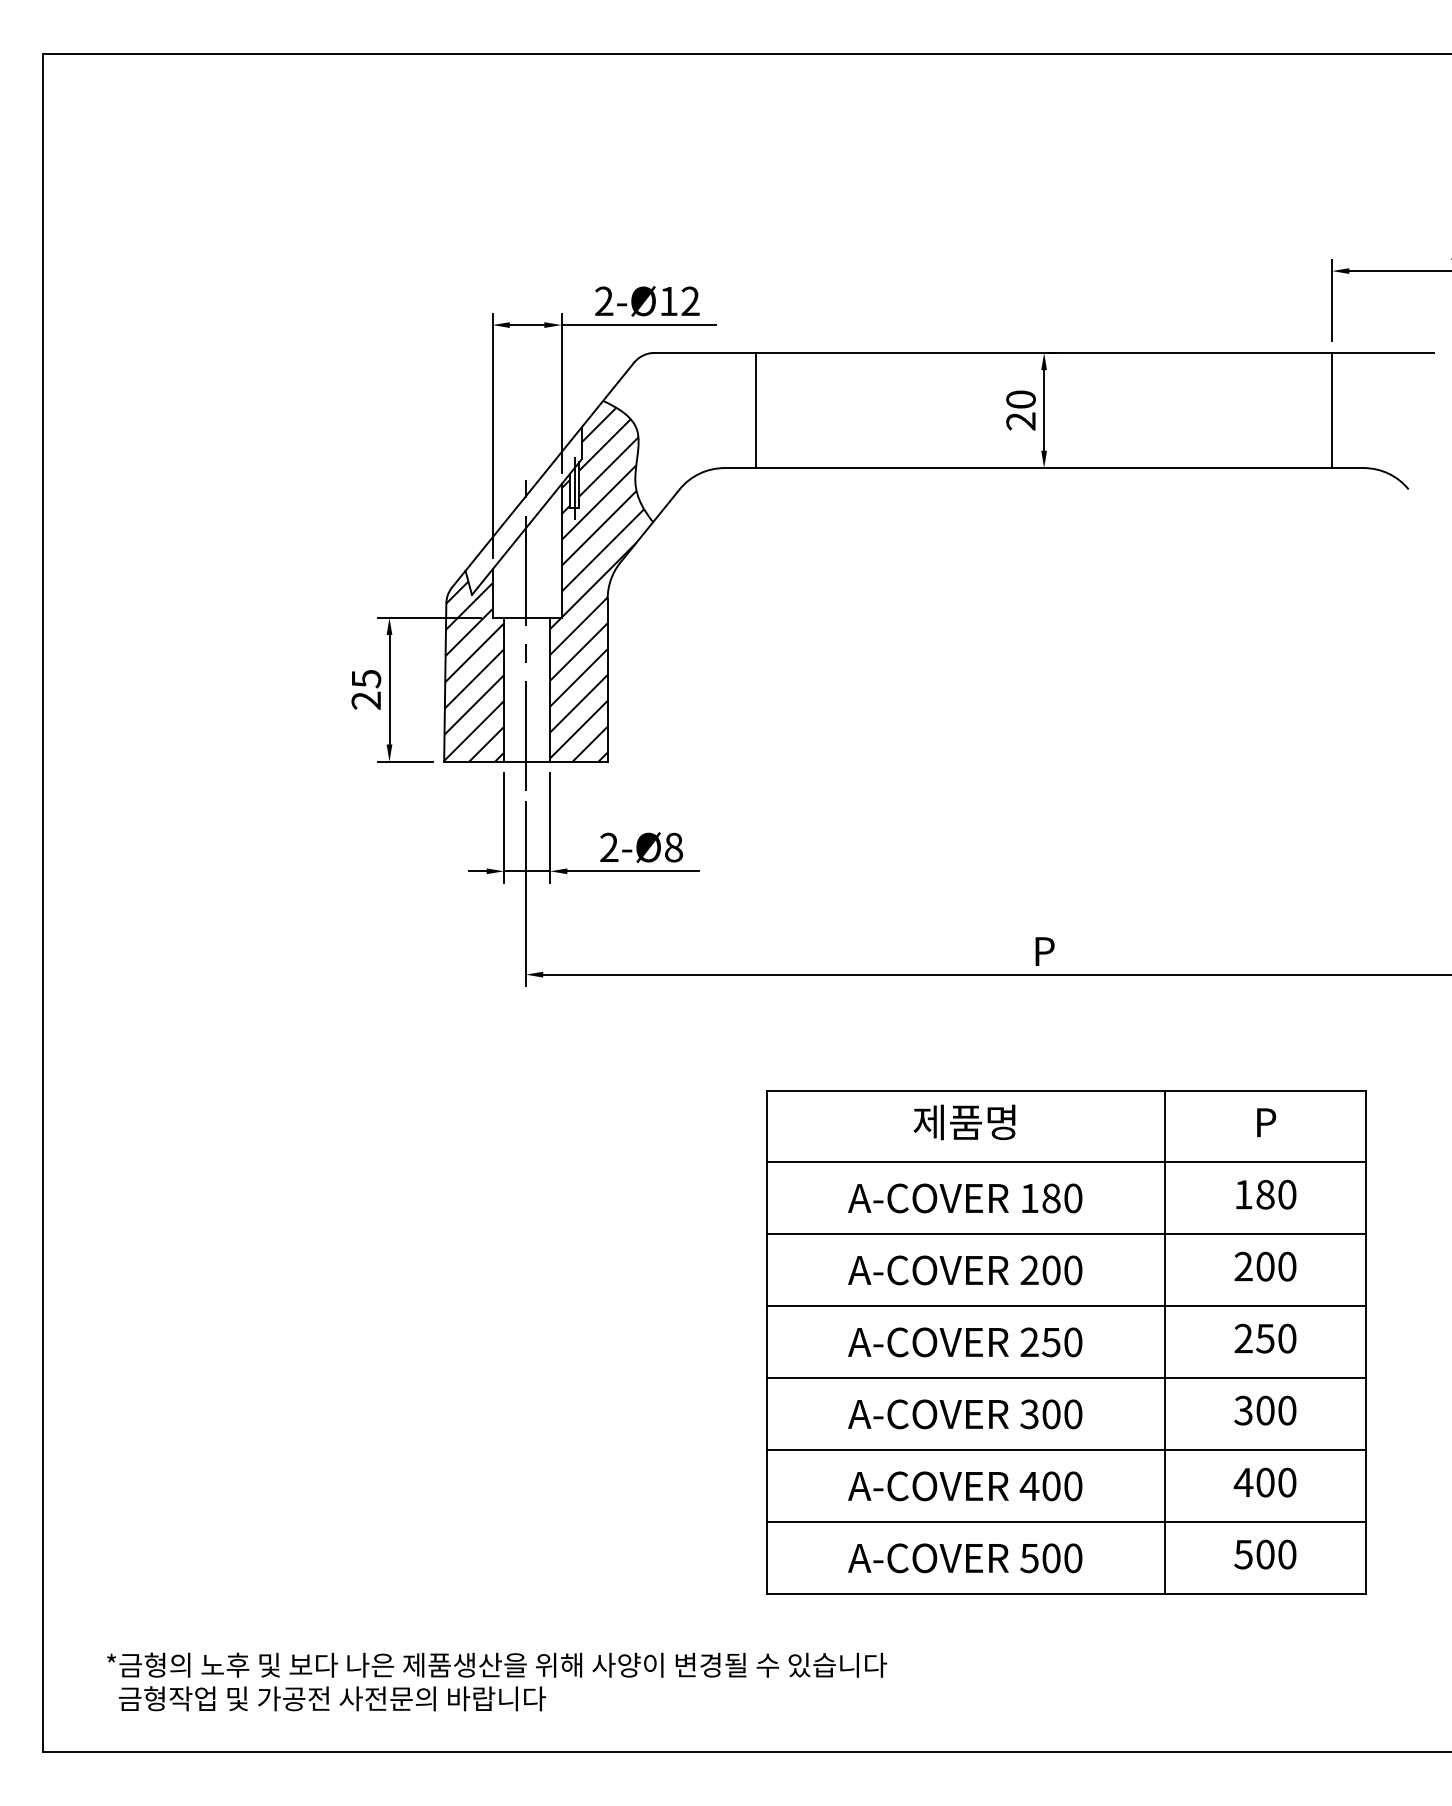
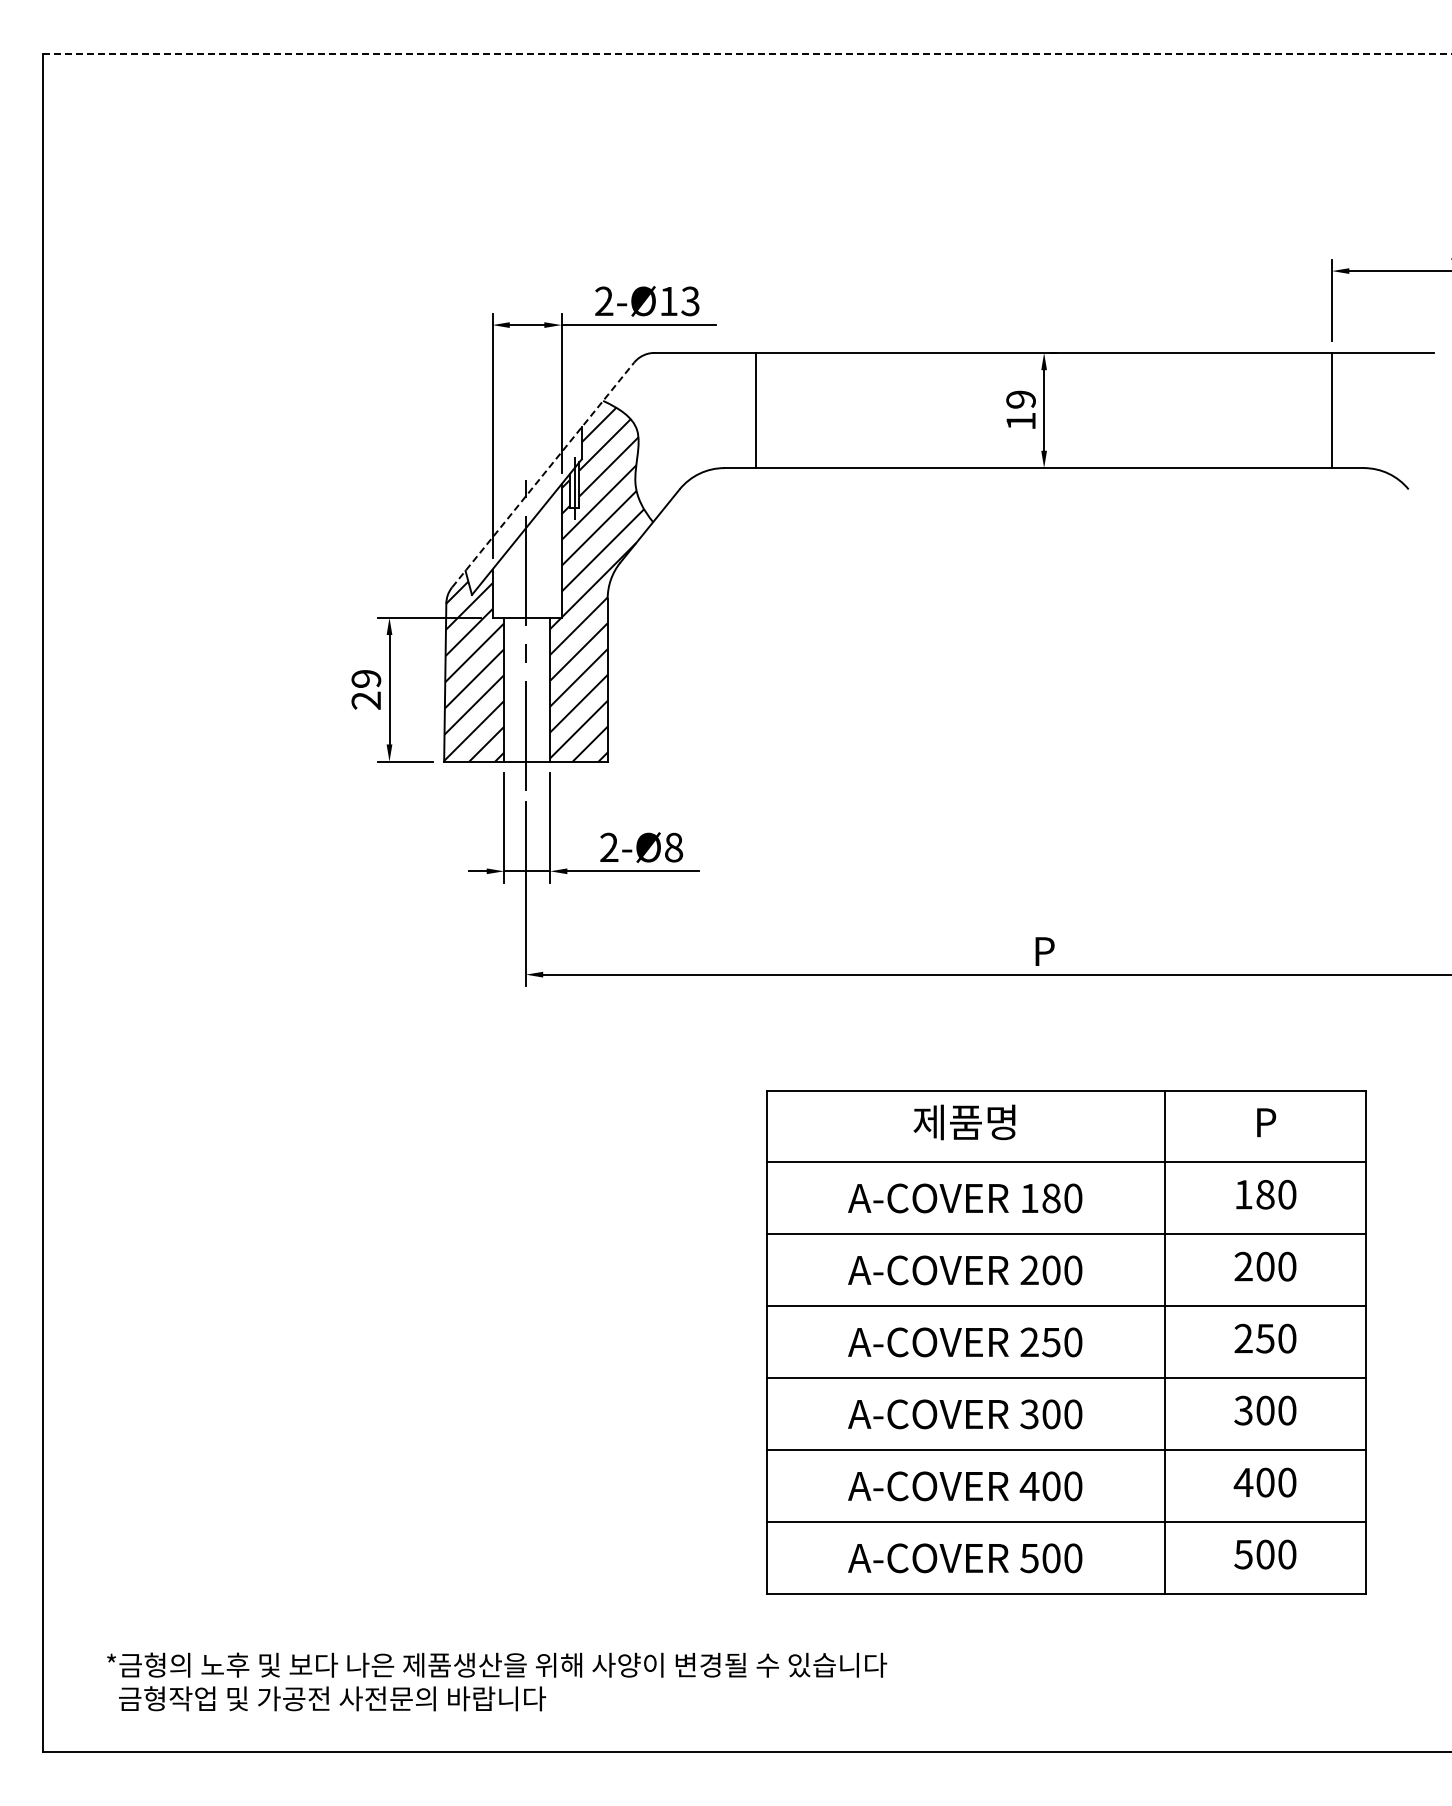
line: solid -> dashed (748, 54)
text: 2-Ø12 -> 2-Ø13 (690, 301)
text: 20 -> 19 (1020, 410)
line: solid -> dashed (543, 475)
text: 25 -> 29 (366, 679)
